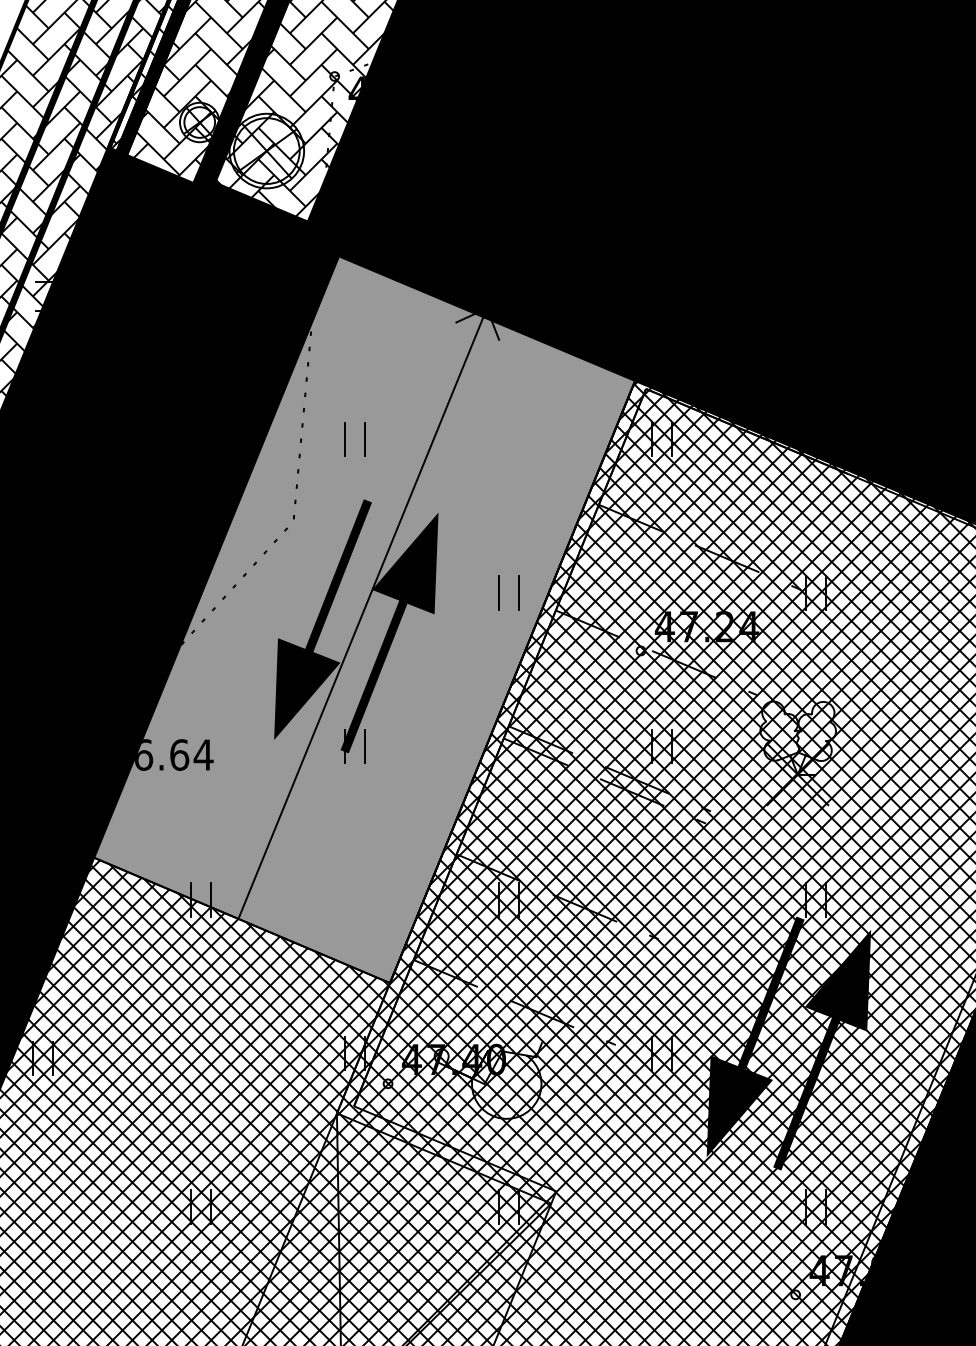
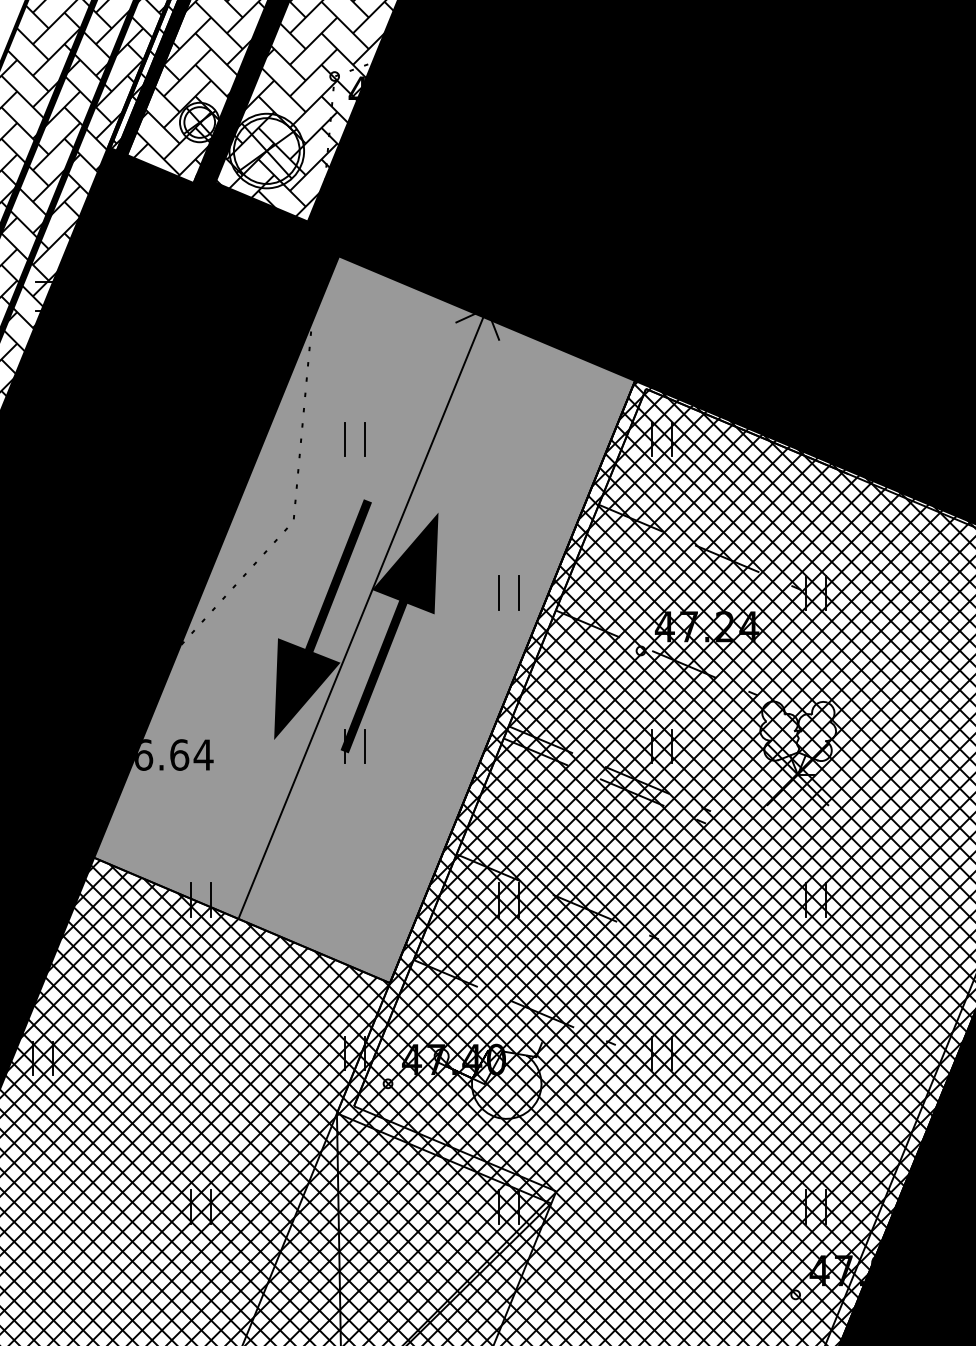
fill: present -> none (755, 1036)
fill: present -> none (822, 1049)
